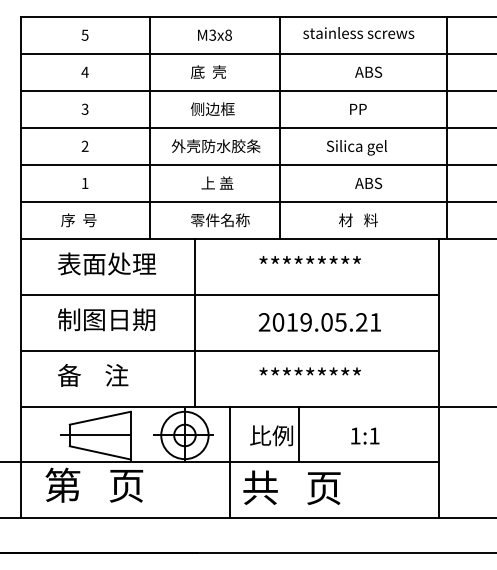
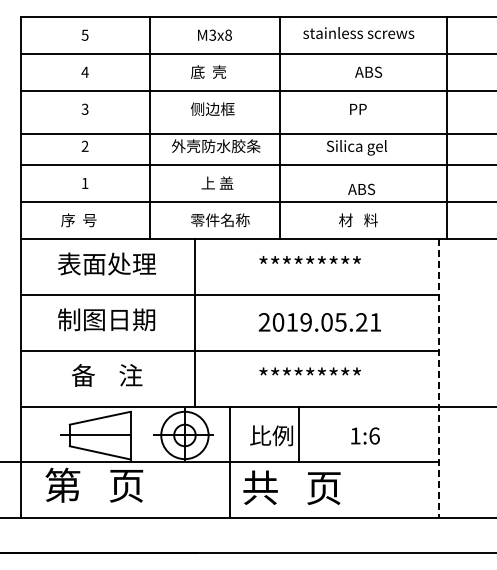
line position: (256, 128) -> (256, 134) (256, 134)
text position: (368, 183) -> (361, 189) (361, 189)
text position: (93, 375) -> (107, 375) (107, 375)
line: solid -> dashed (438, 379)
text: 1:1 -> 1:6 (374, 435)
